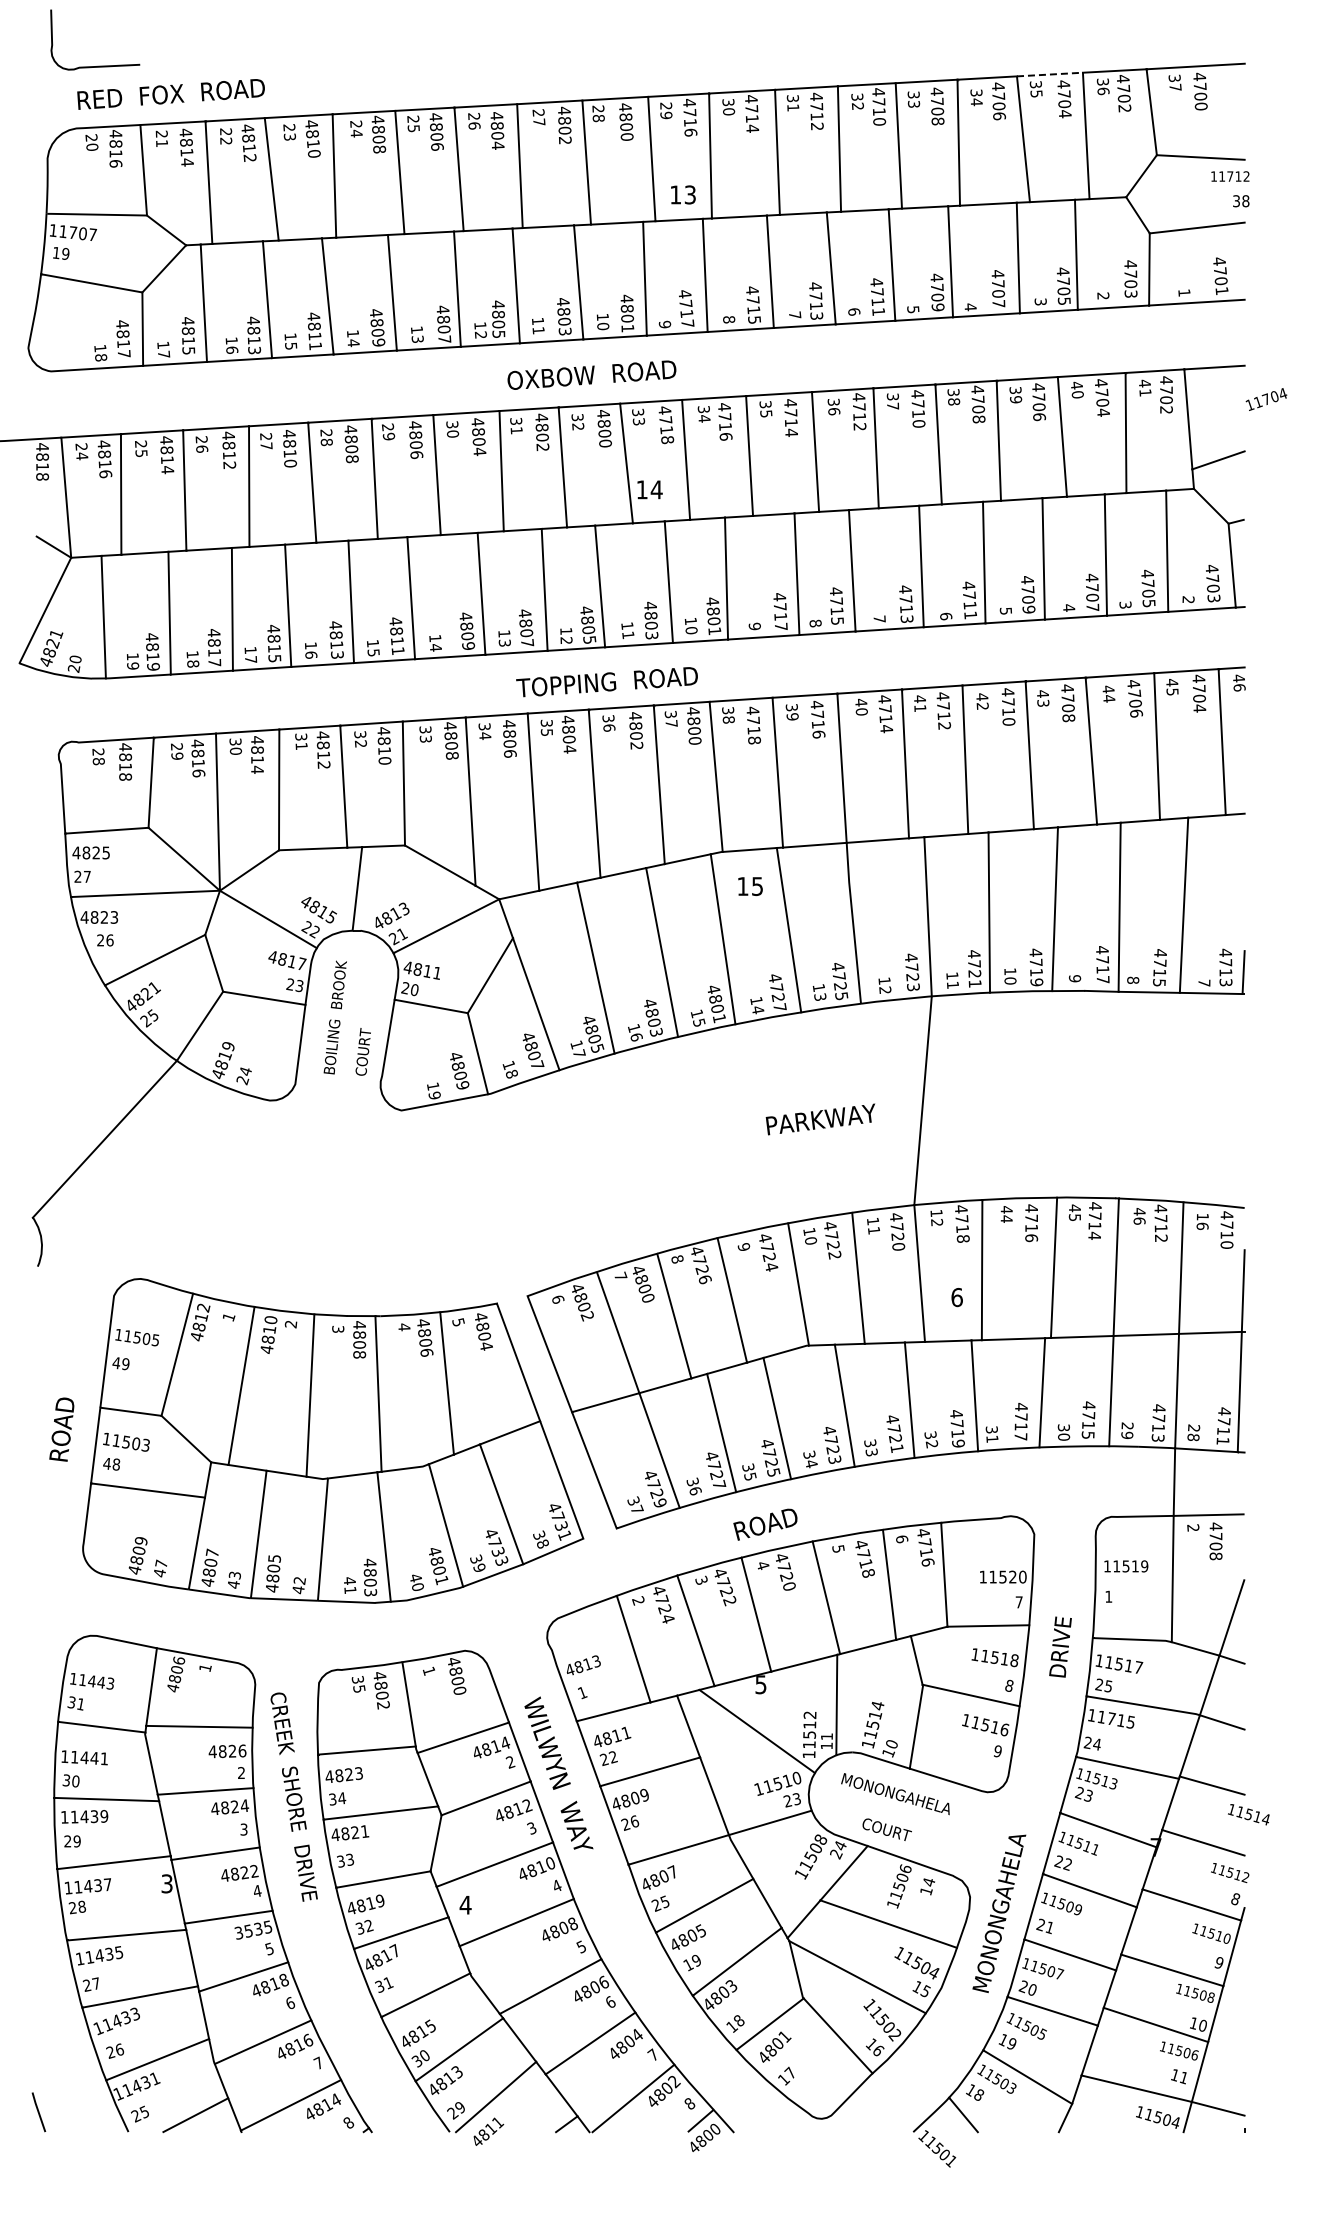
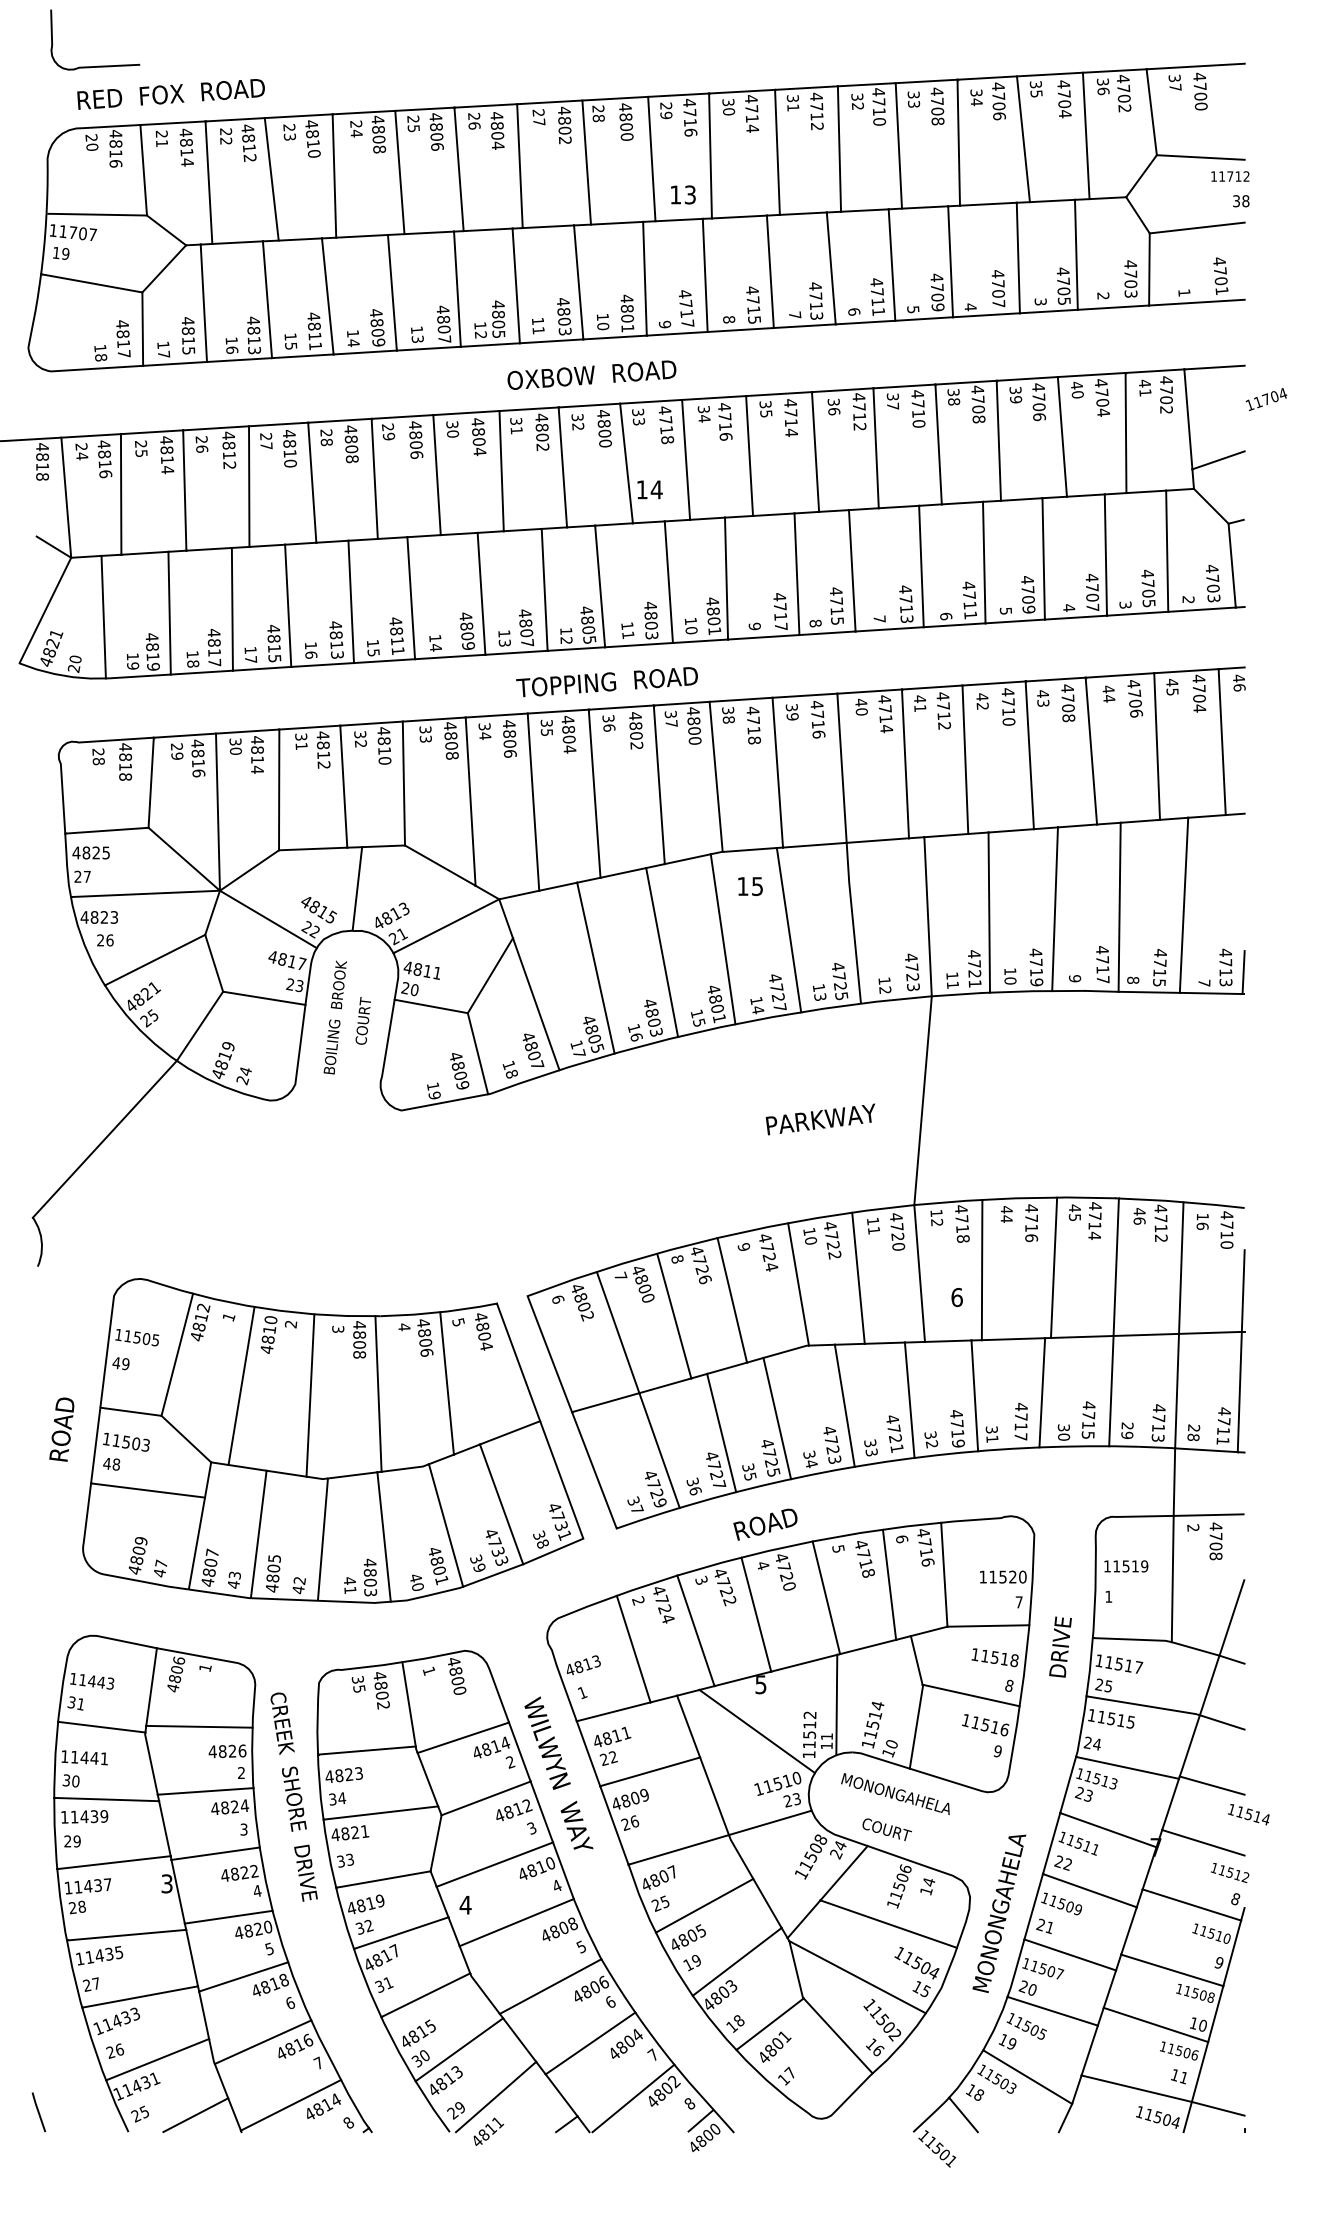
line: dashed -> solid (1050, 74)
text position: (362, 1051) -> (362, 1020) (362, 1020)
text: 11715 -> 11515 (1111, 1718)
text: 3535 -> 4820 (253, 1929)
